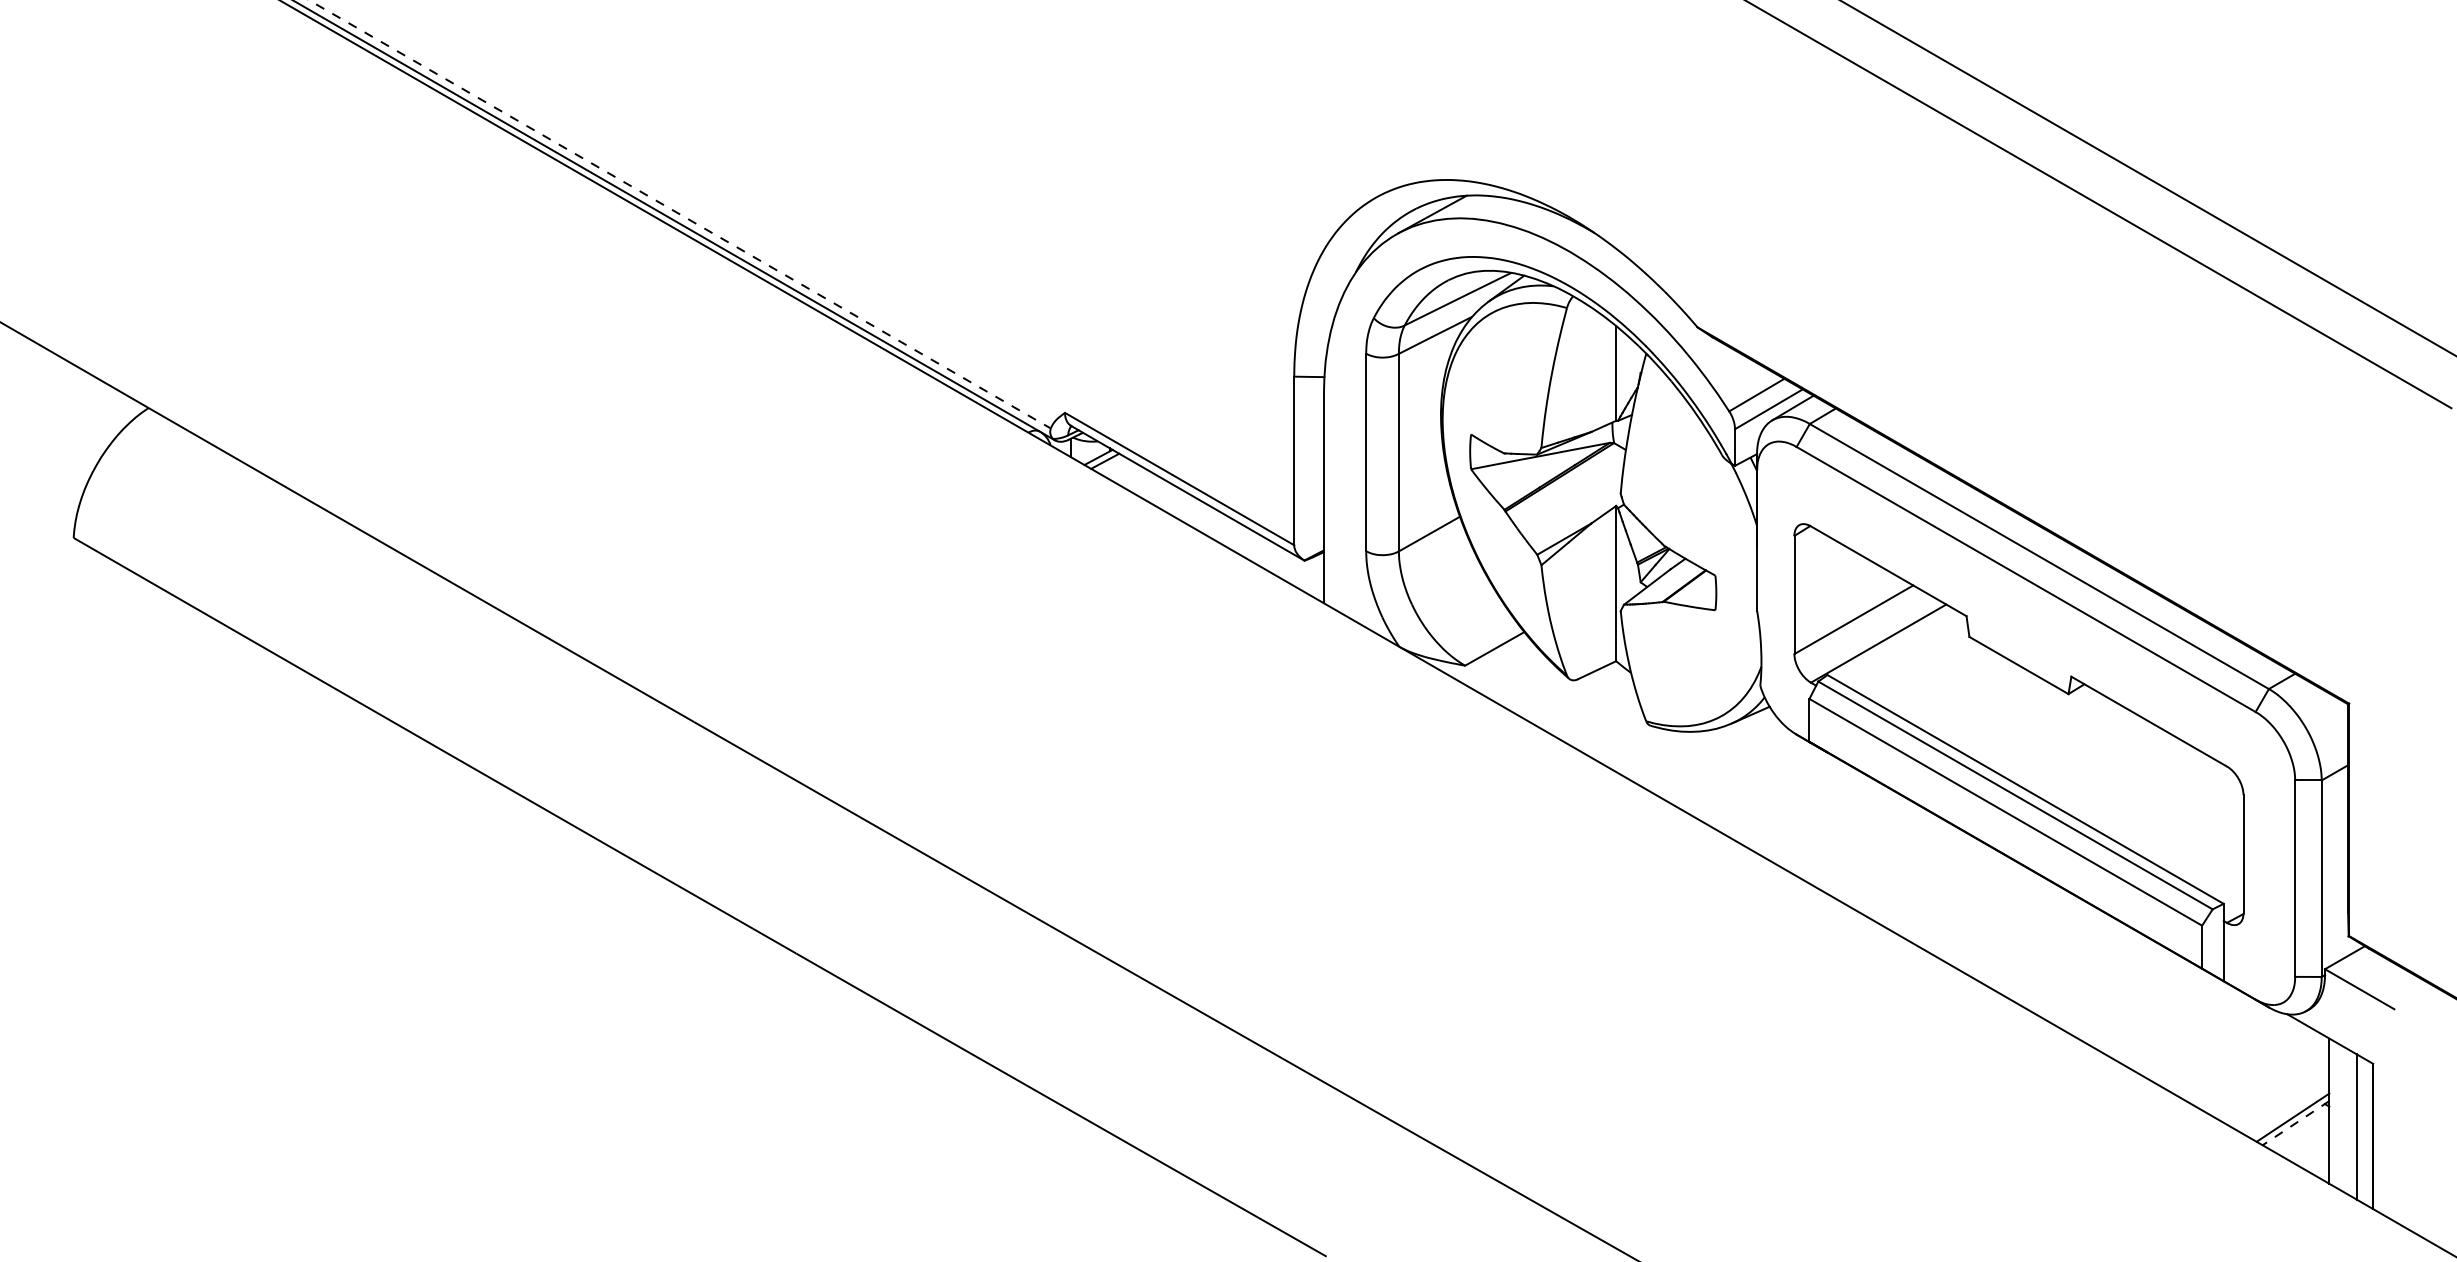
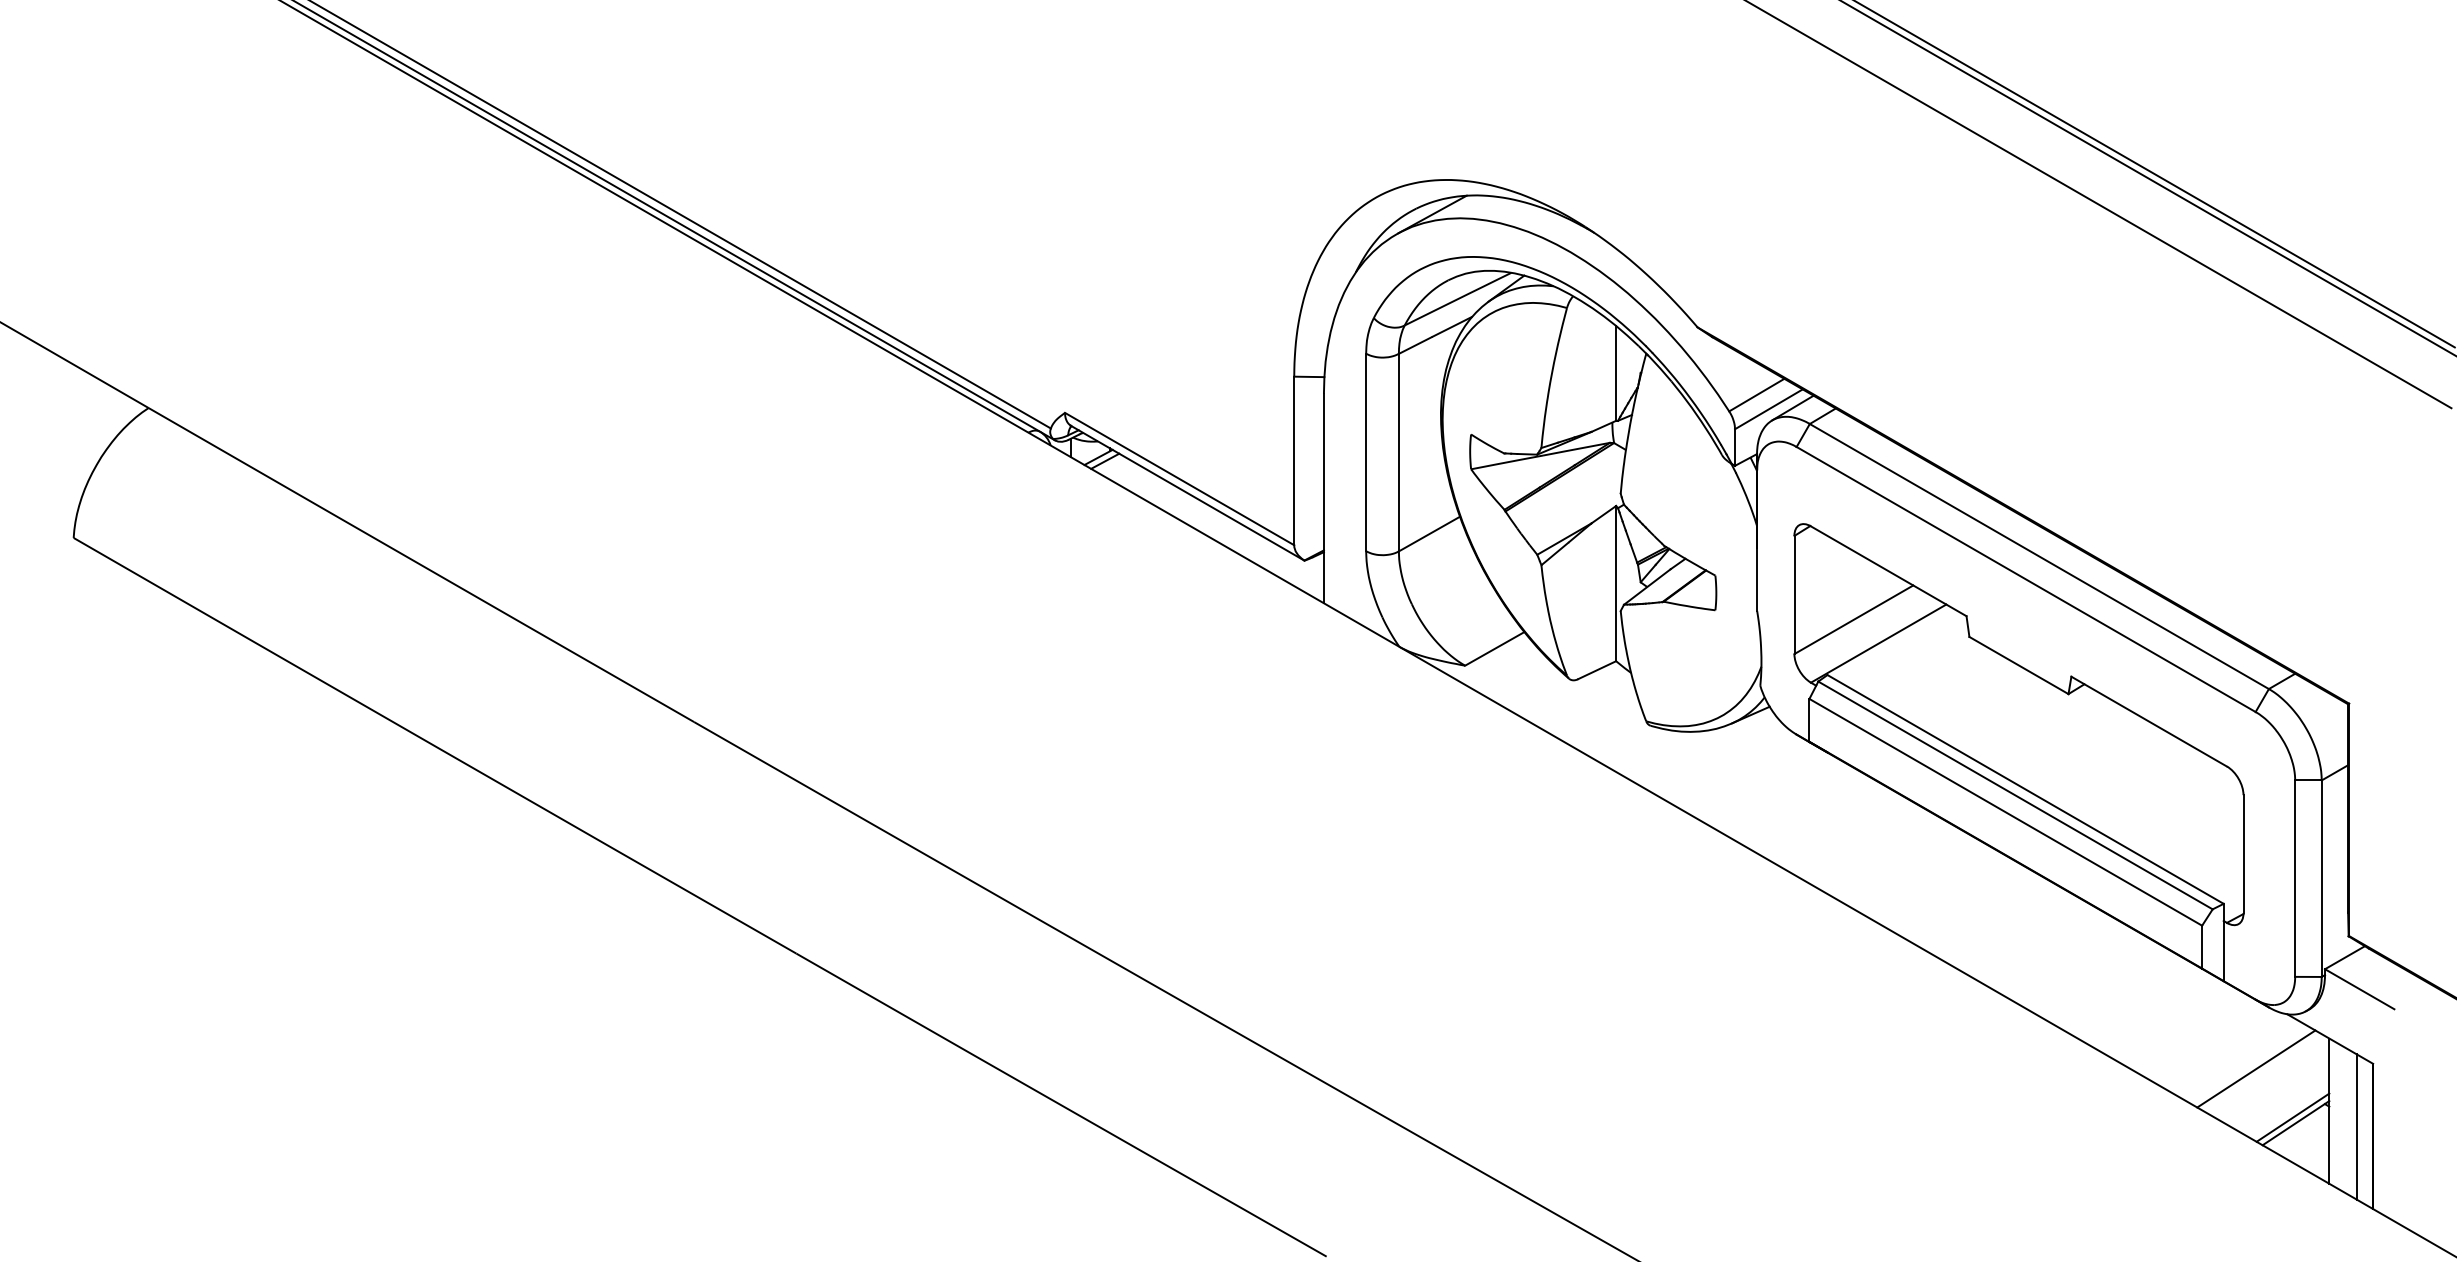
line: none -> present (2155, 174)
line: dashed -> solid (680, 214)
line: none -> present (2256, 1068)
line: dashed -> solid (2295, 1123)
